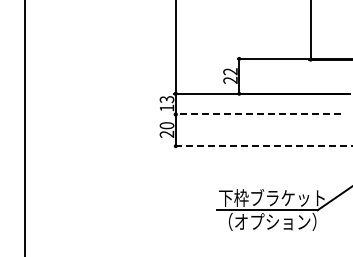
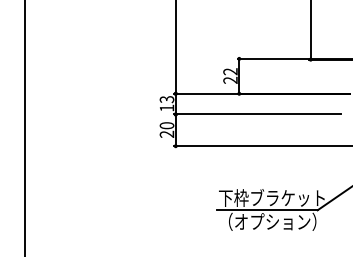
line: dashed -> solid (257, 114)
line: dashed -> solid (263, 146)
